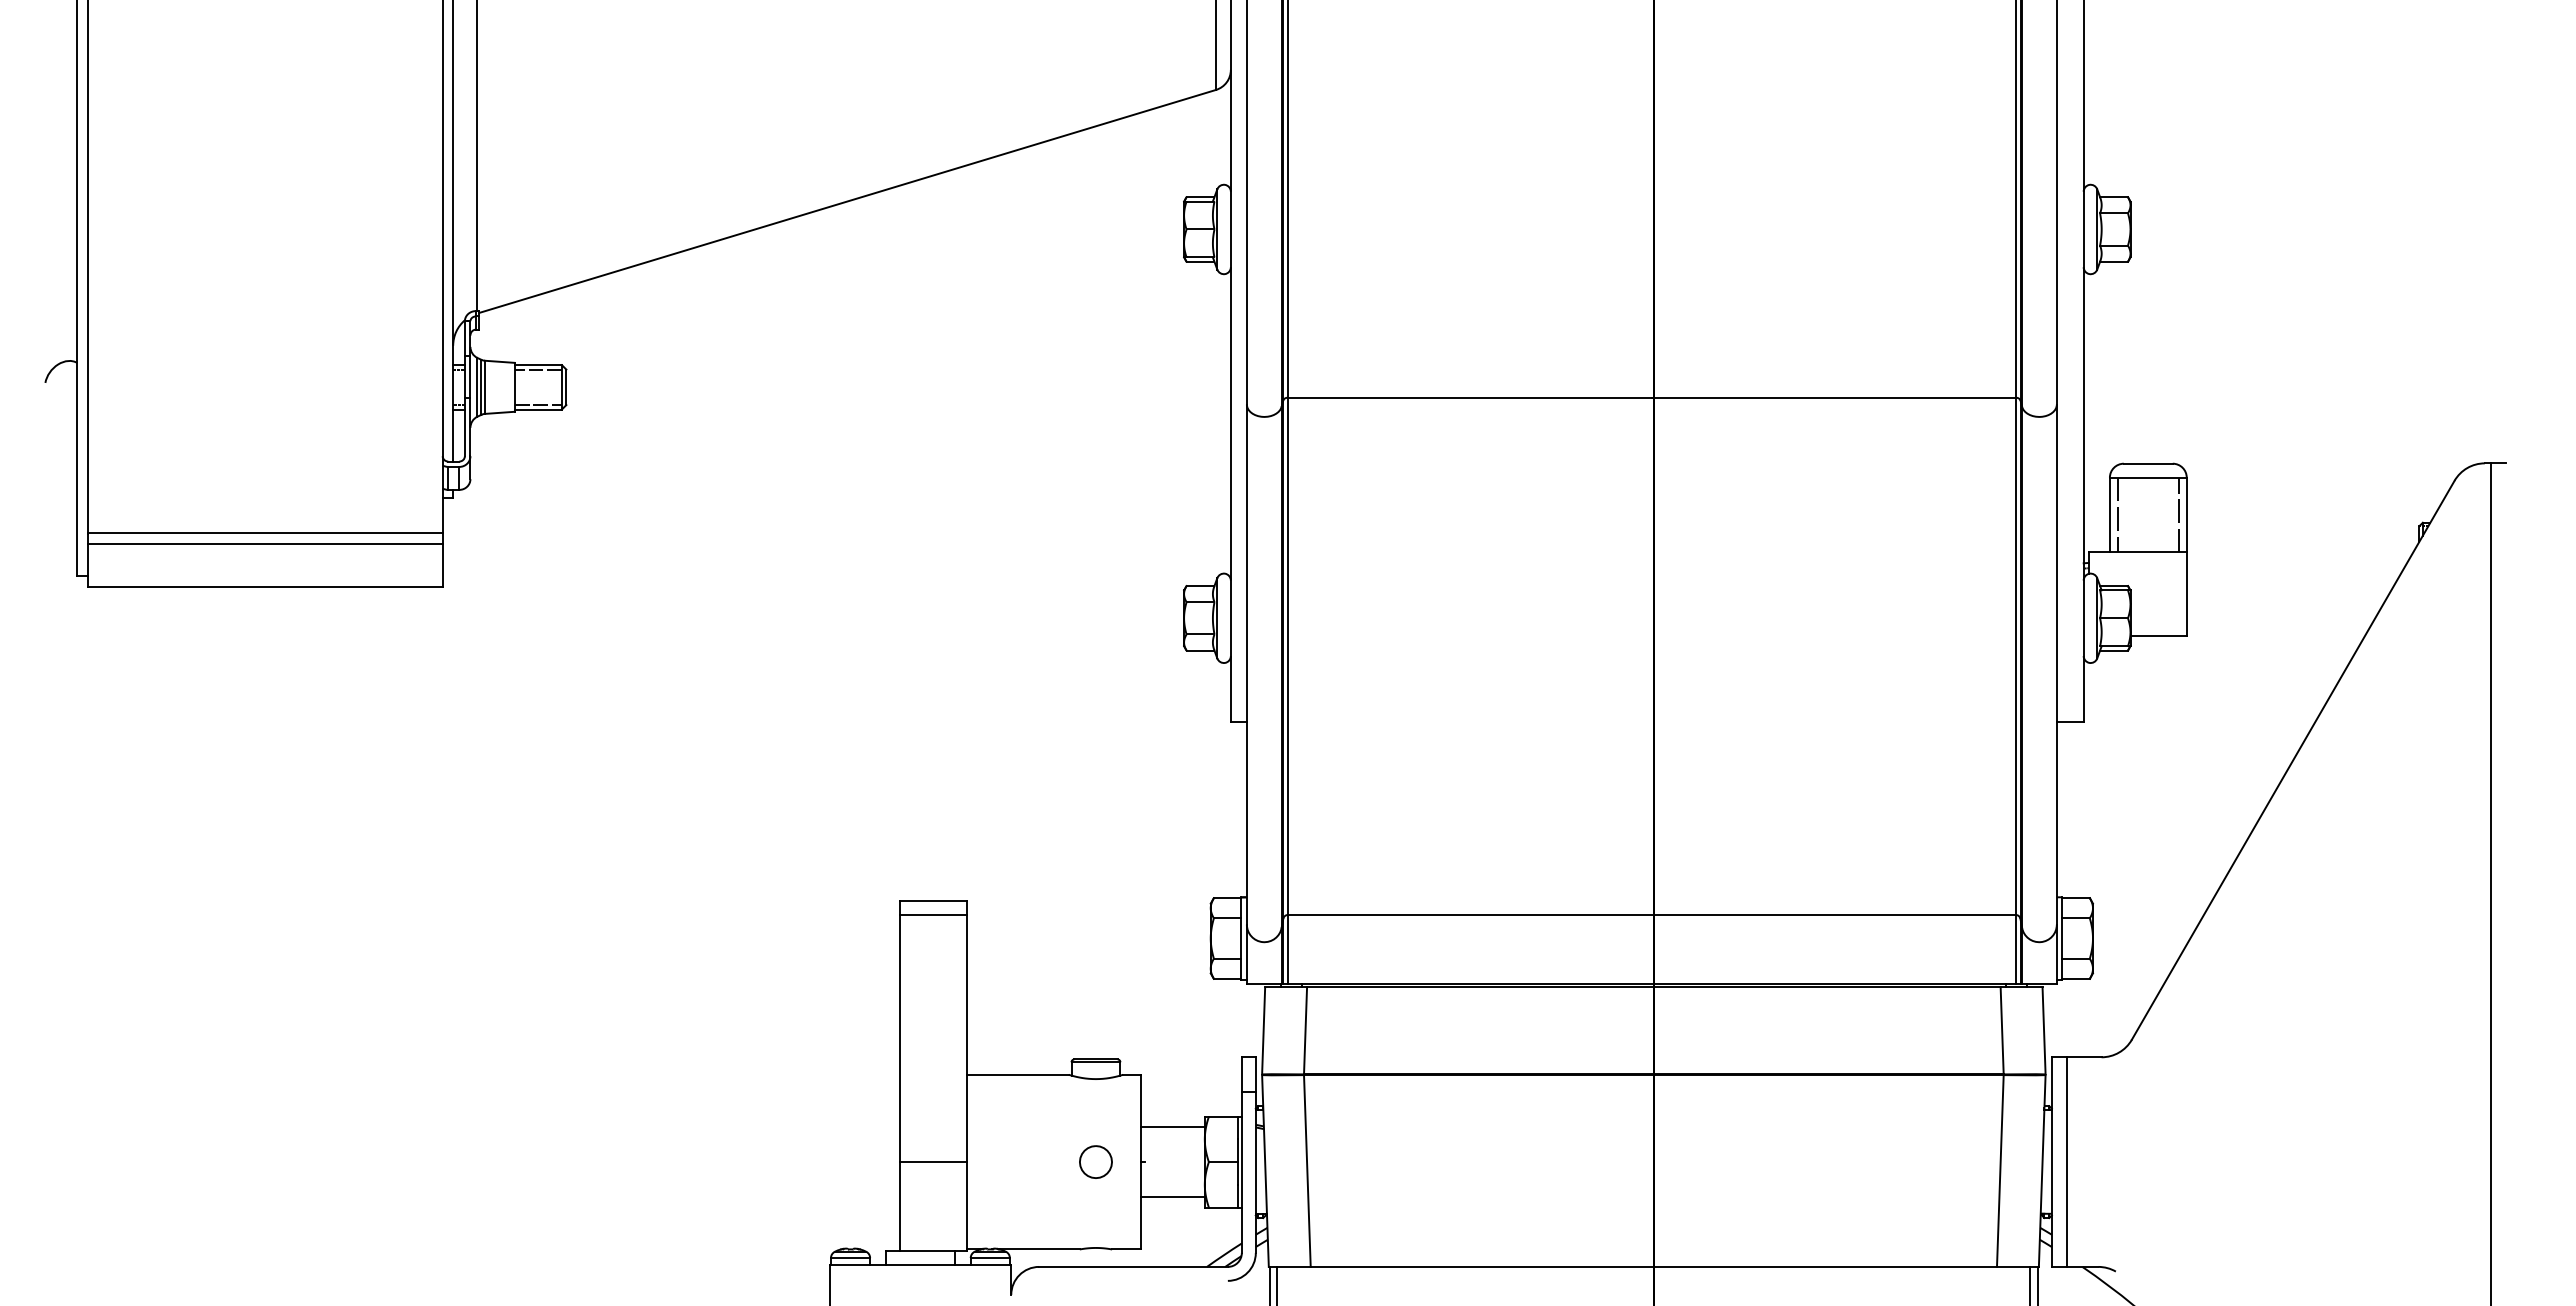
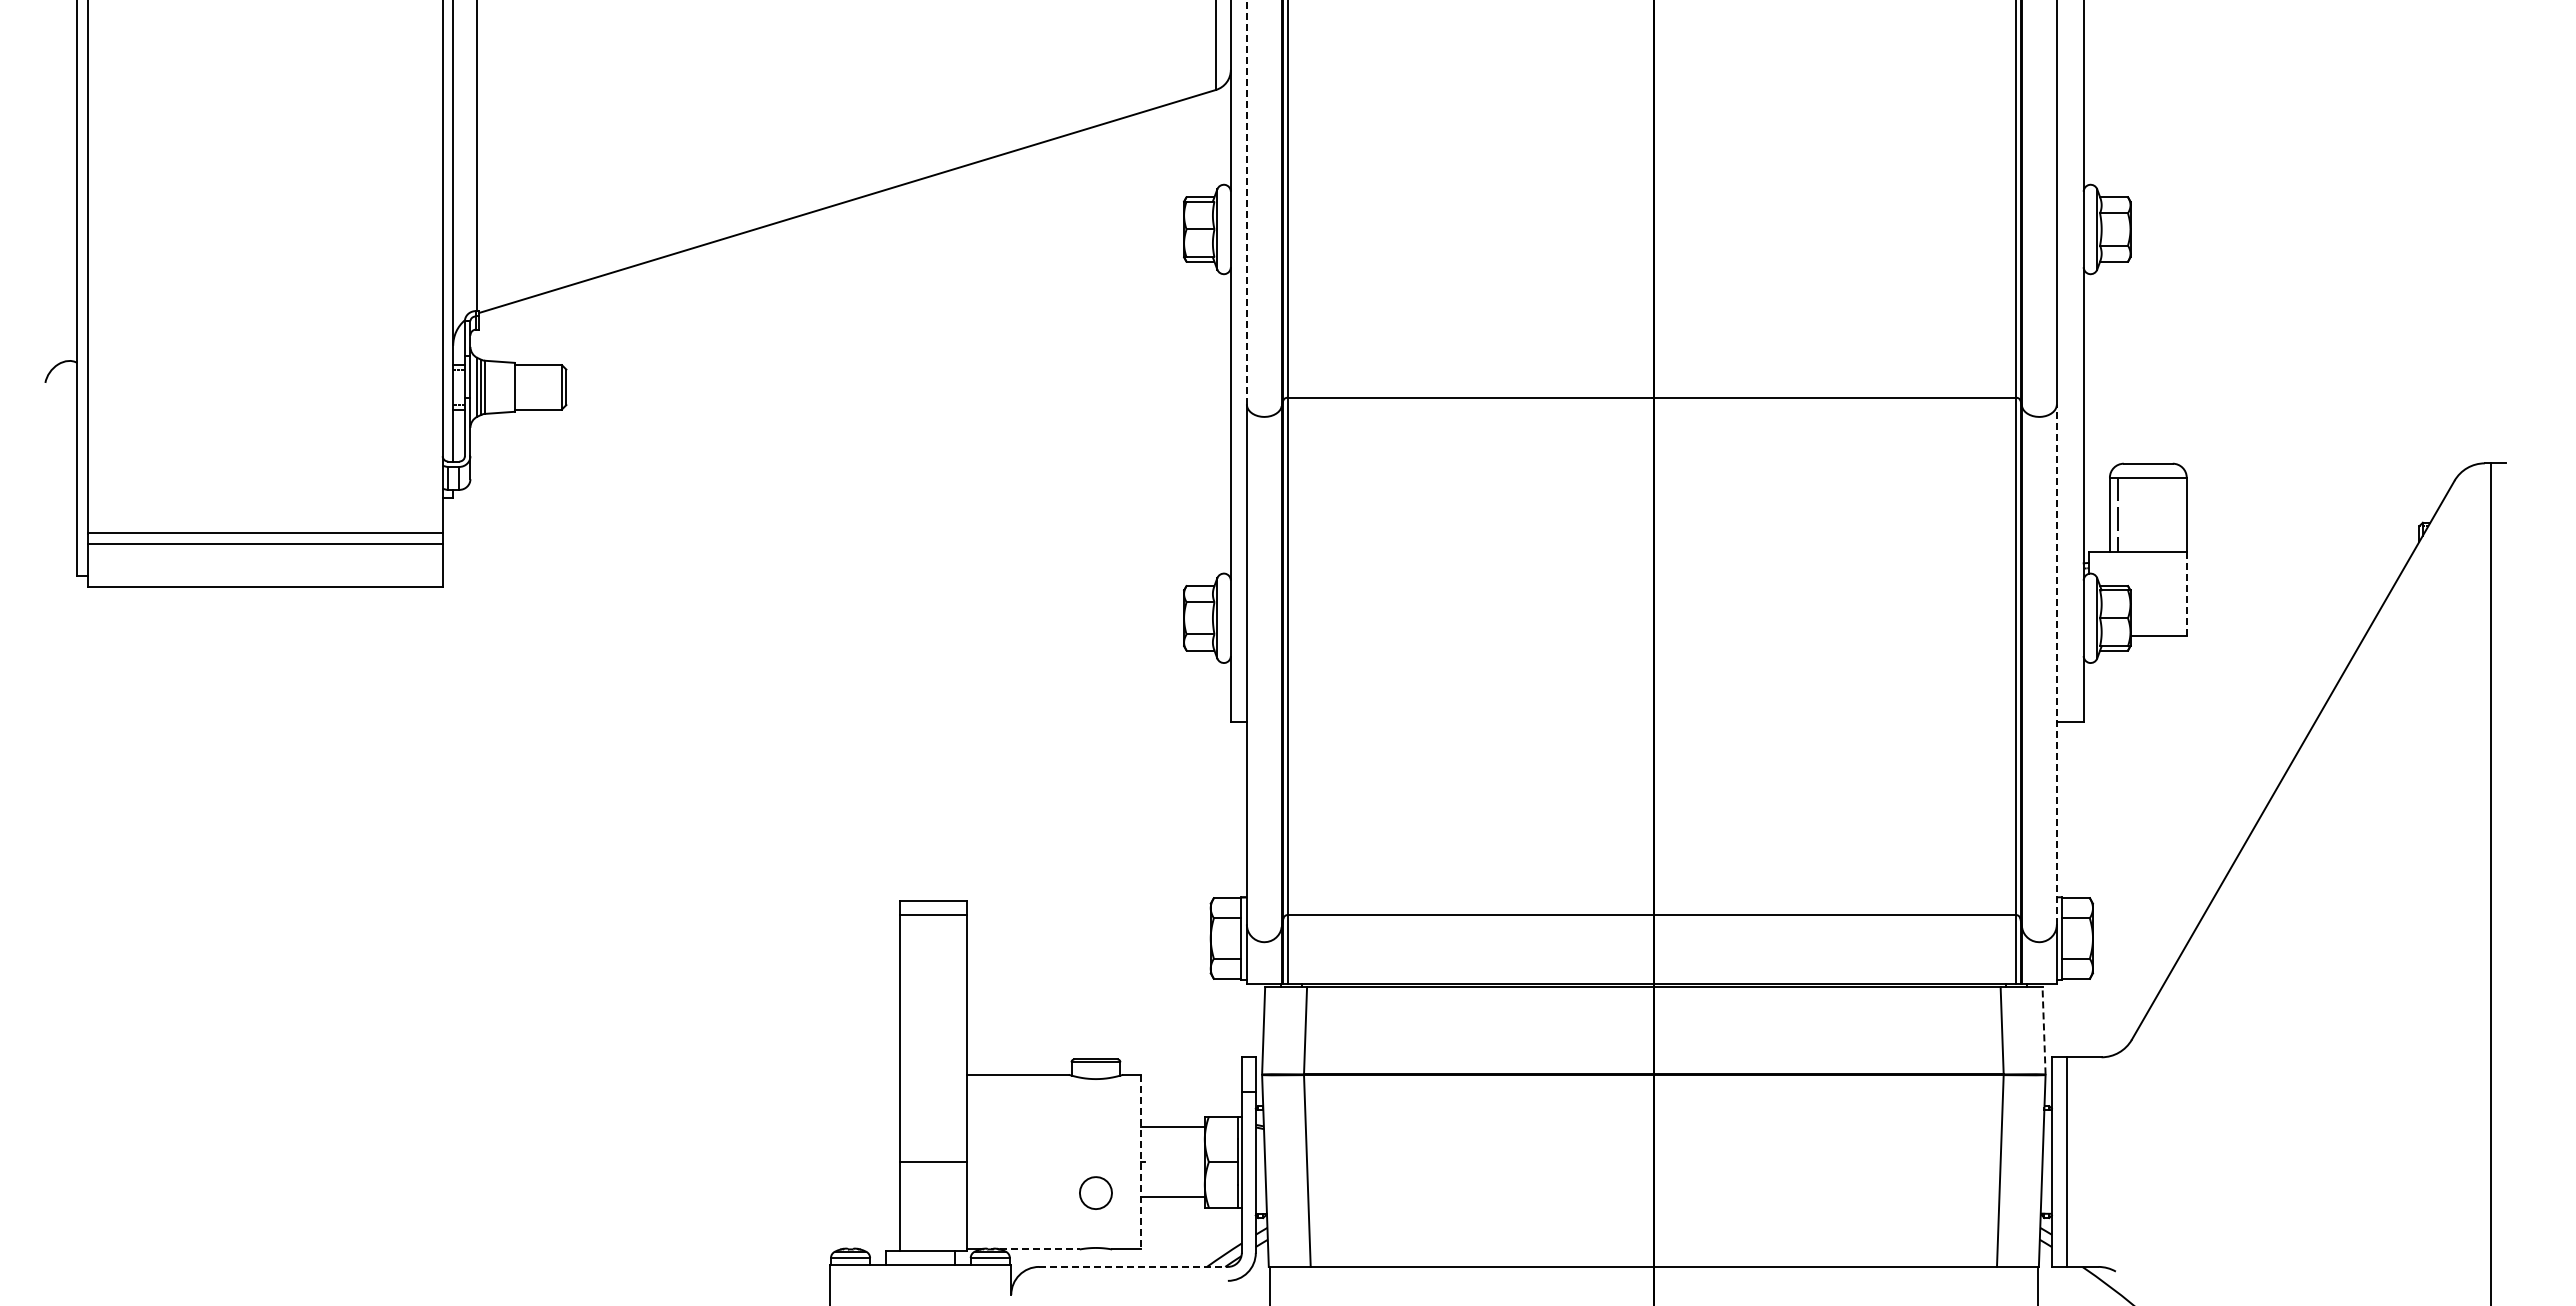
line: solid -> dashed (1246, 202)
line: present -> none (537, 369)
line: present -> none (537, 404)
line: present -> none (2178, 514)
line: solid -> dashed (2186, 594)
line: solid -> dashed (2056, 664)
line: solid -> dashed (2044, 1030)
part position: (1095, 1161) -> (1095, 1192) (1095, 1192)
line: solid -> dashed (1141, 1162)
line: solid -> dashed (1040, 1249)
line: solid -> dashed (1134, 1266)
line: present -> none (1277, 1284)
line: present -> none (2030, 1284)
